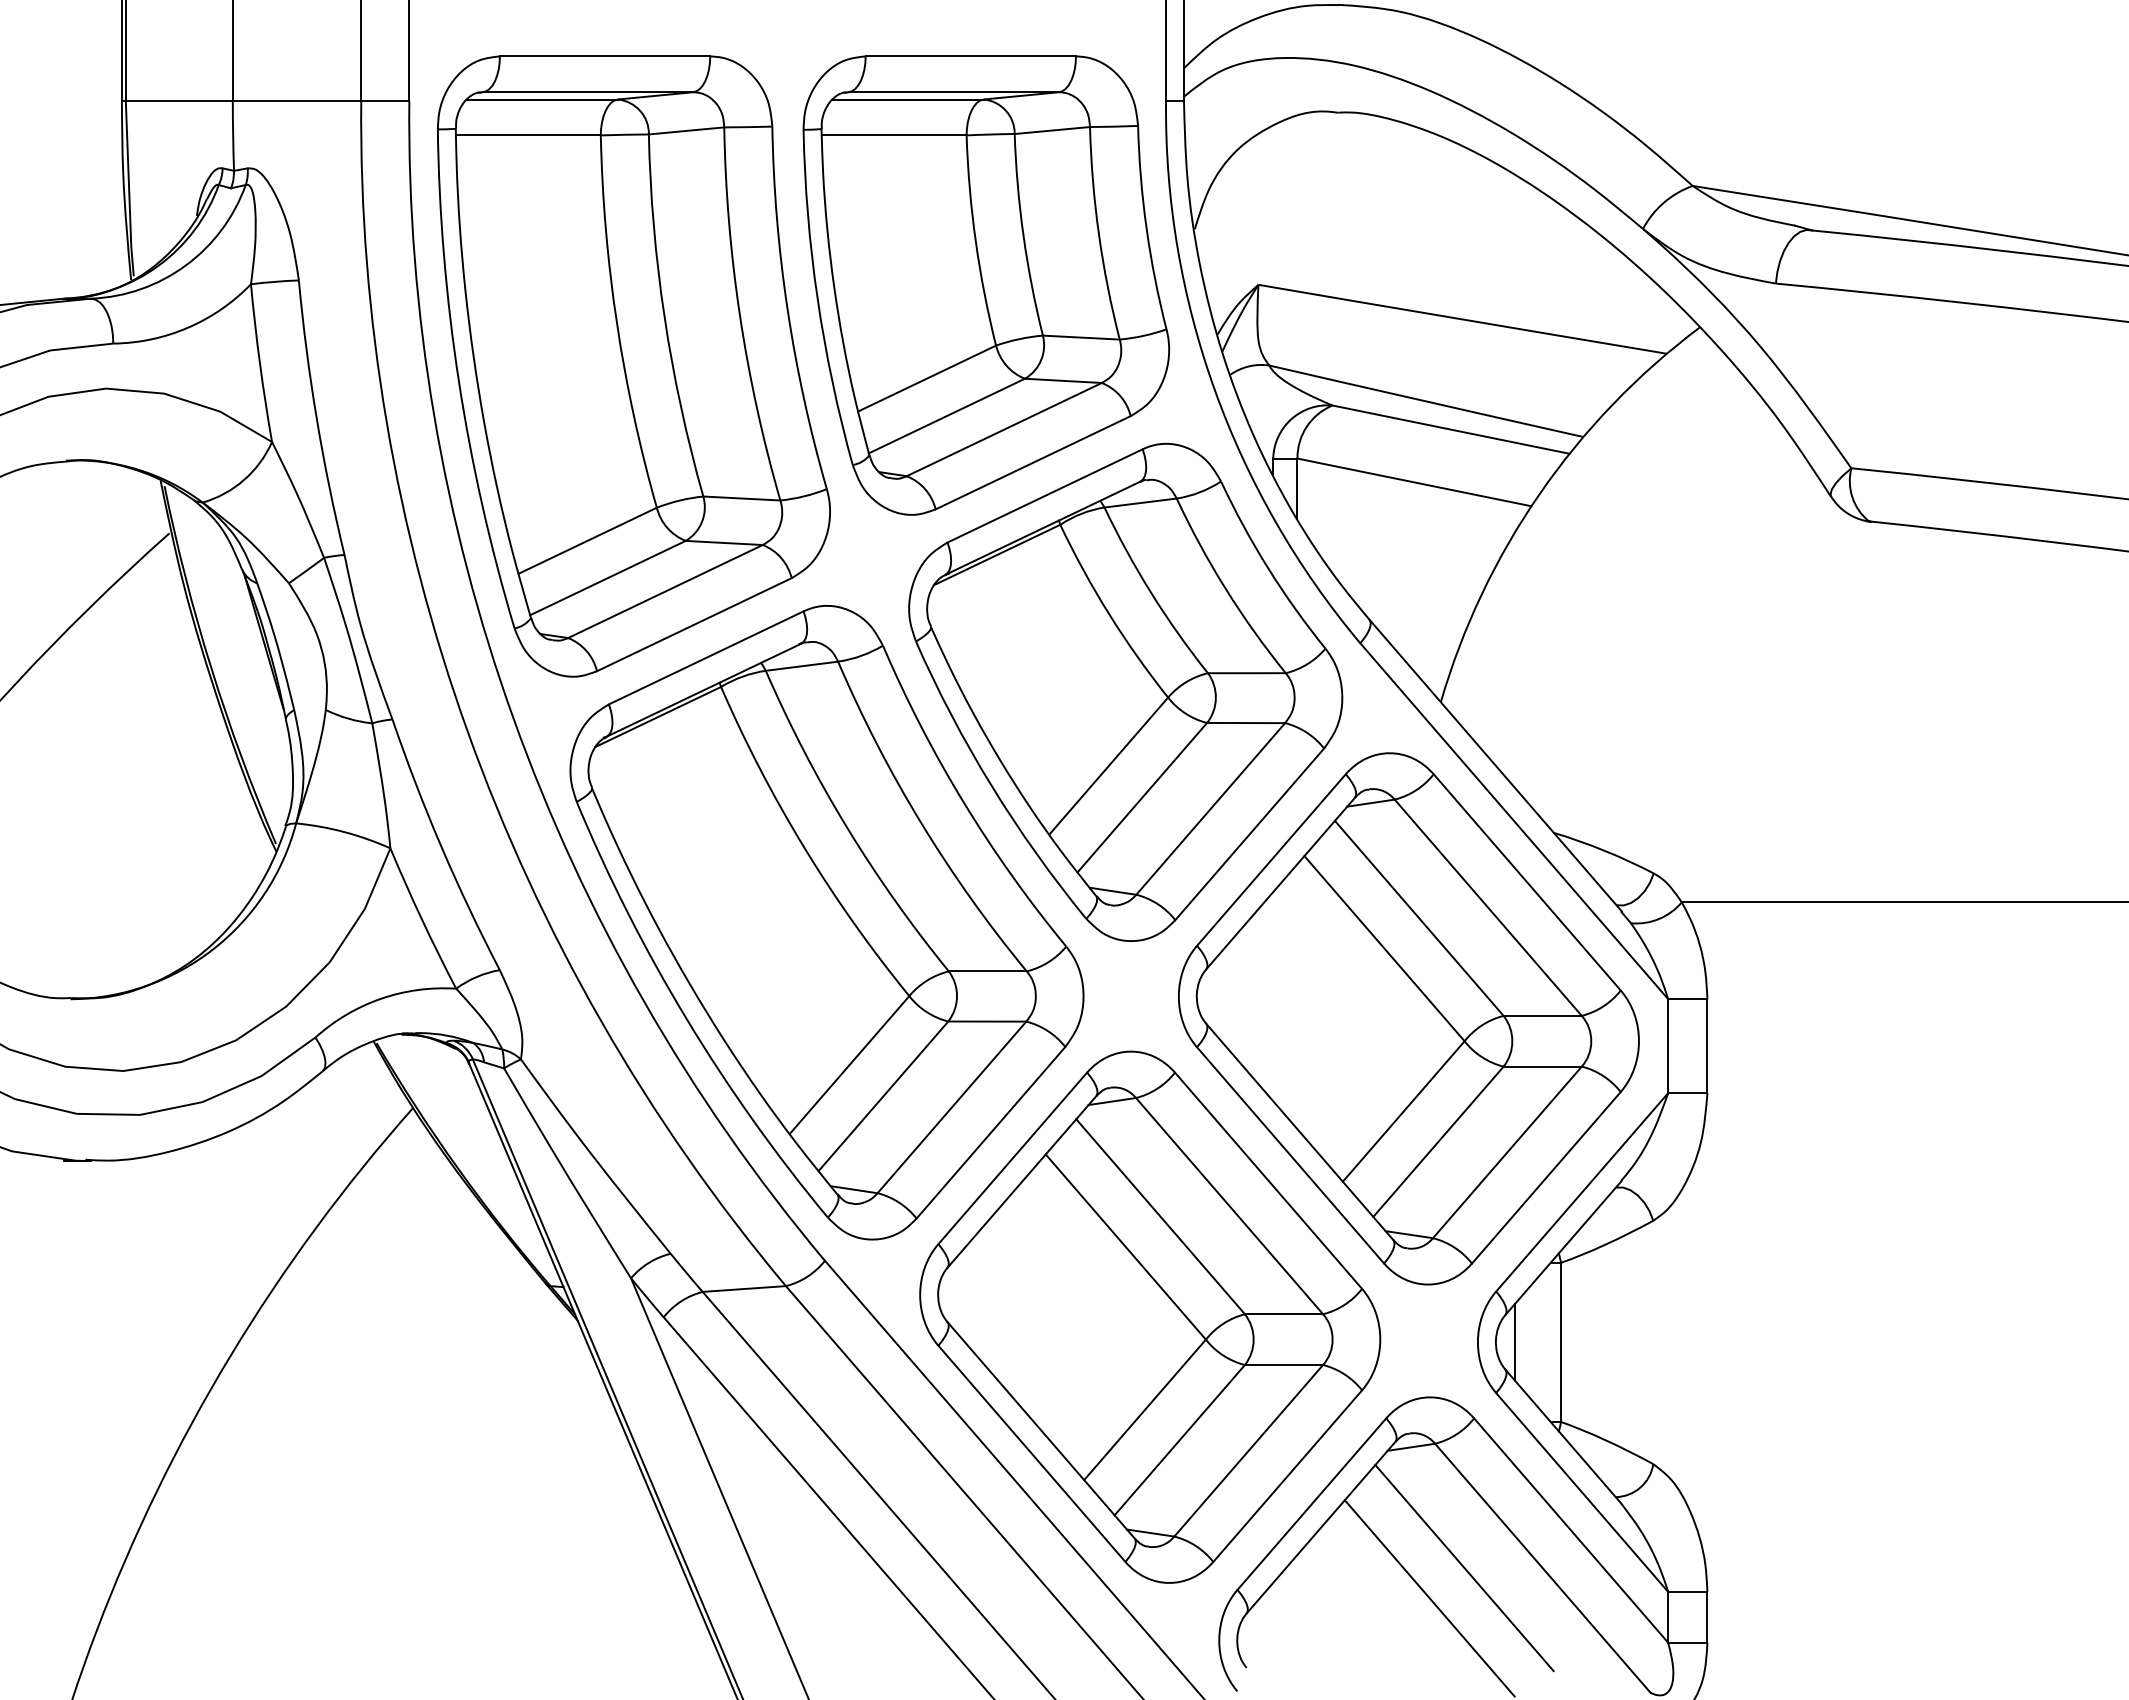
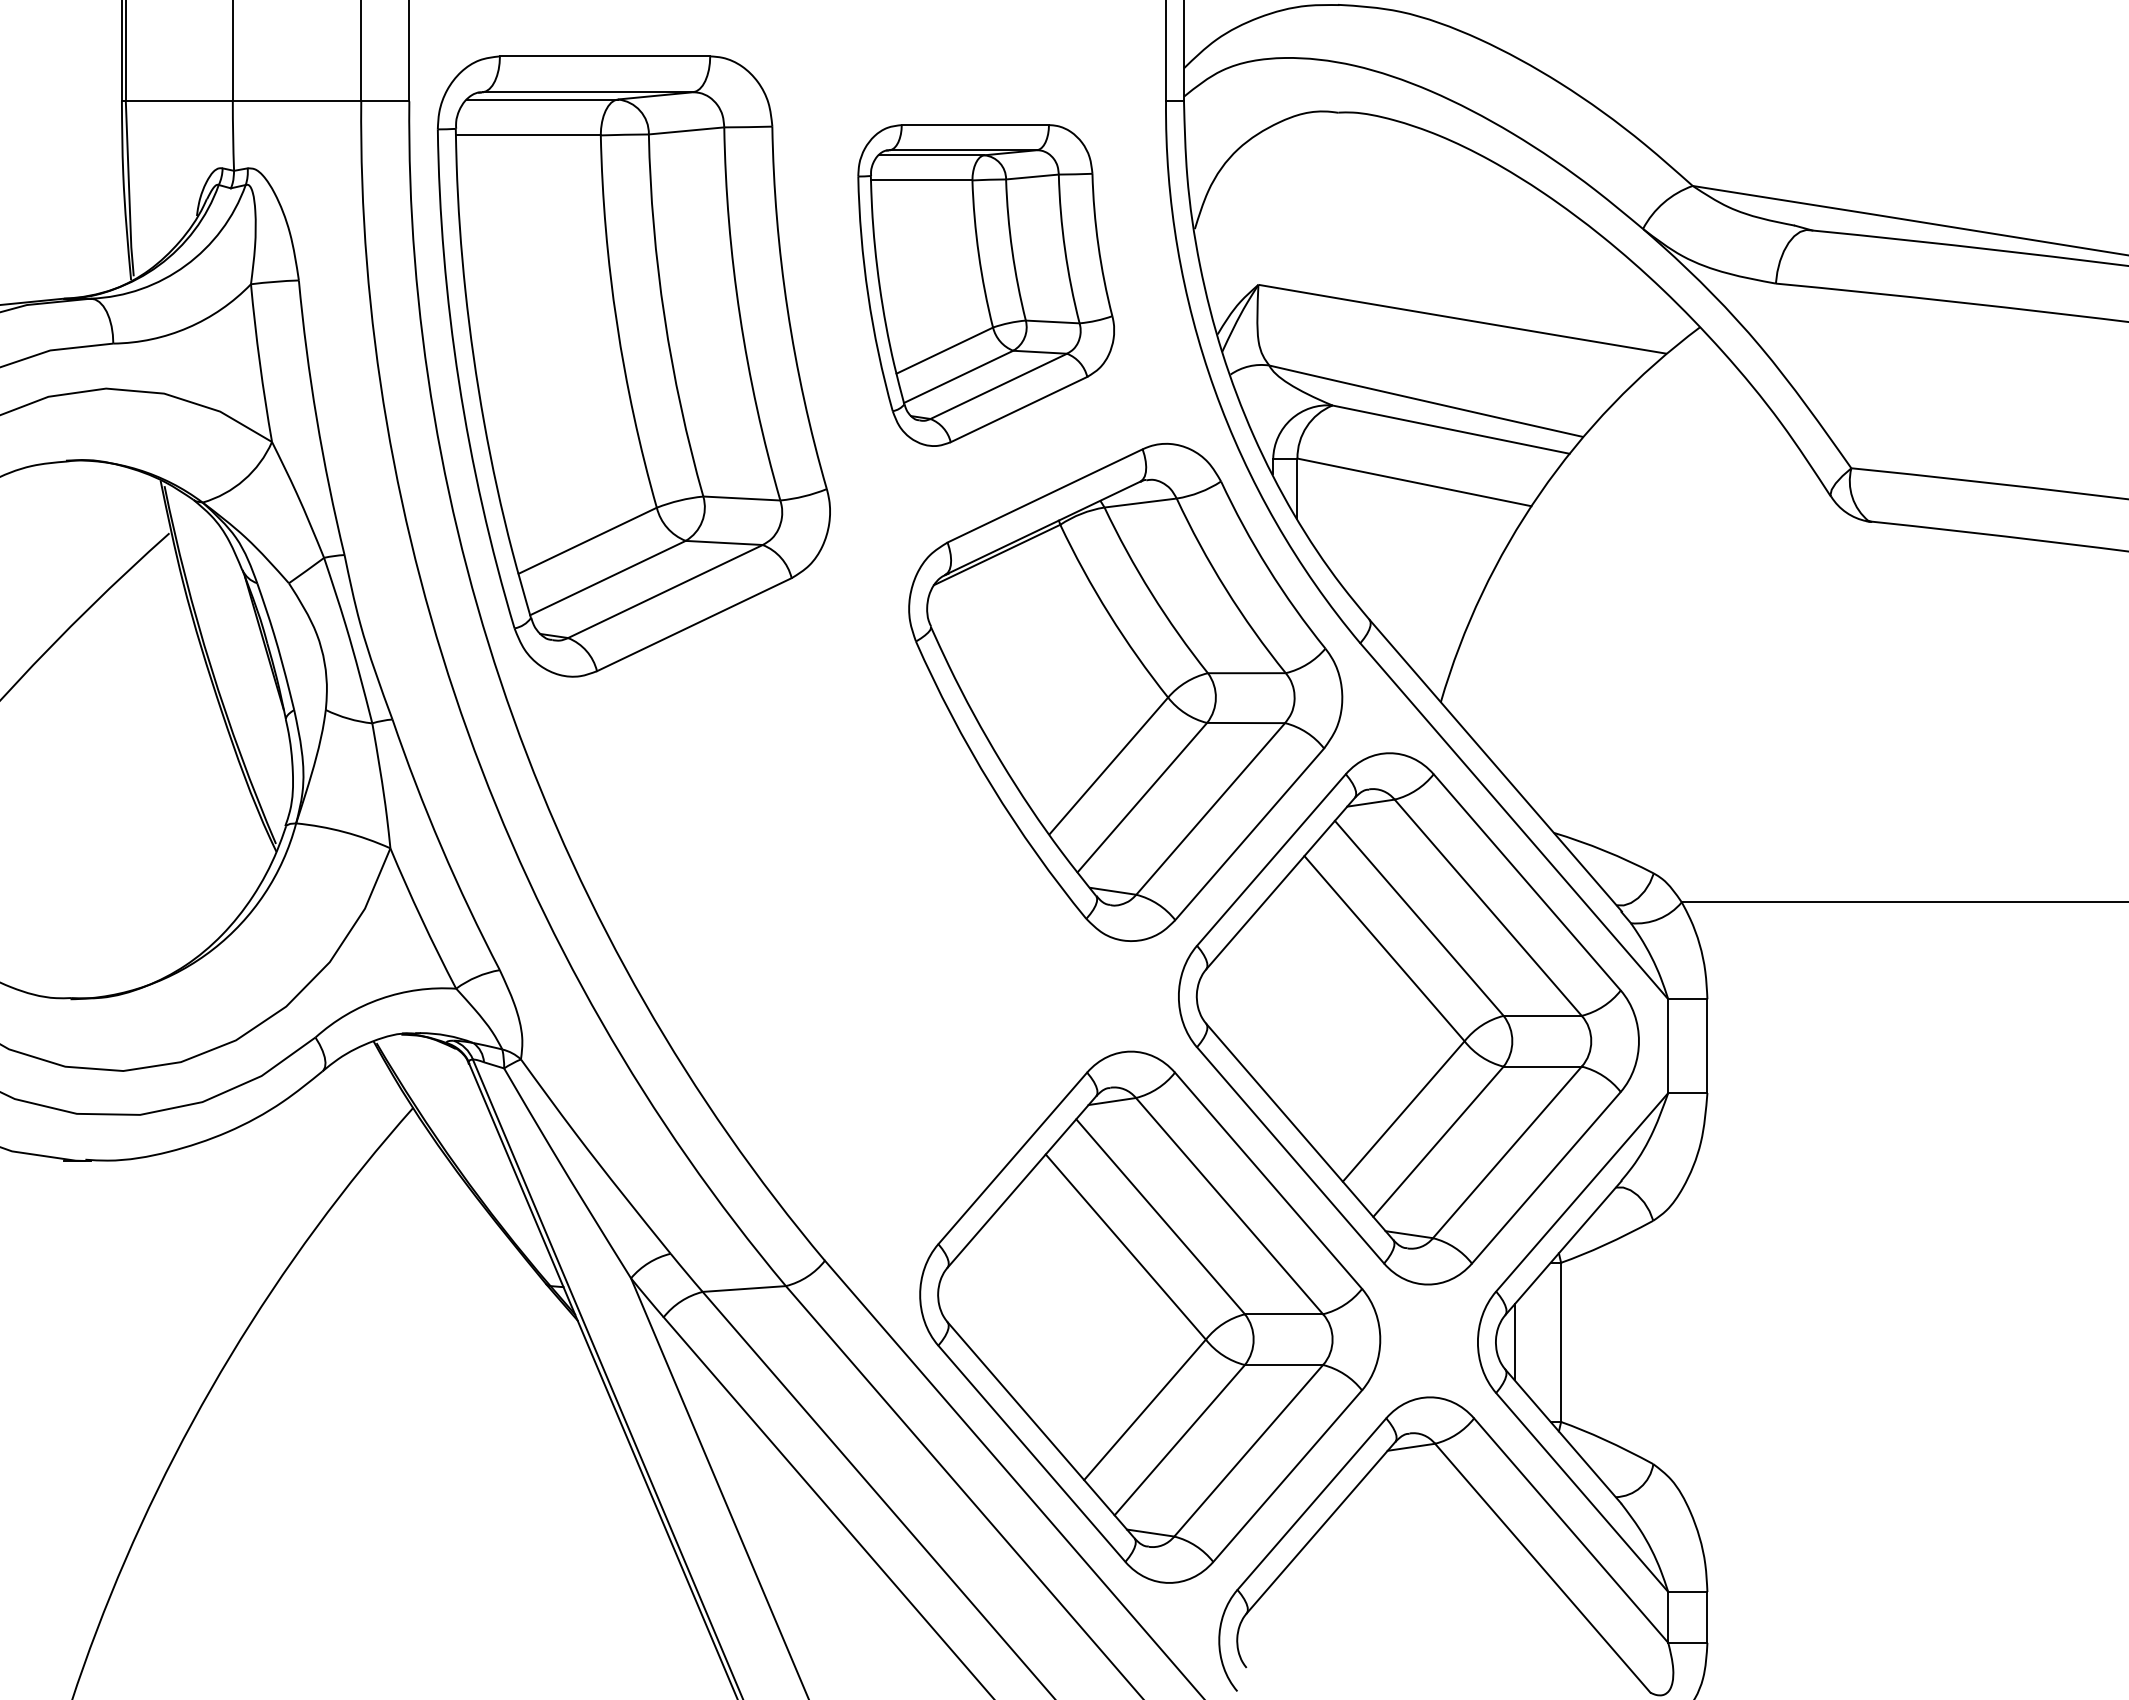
part size: 368x461 px -> 258x323 px (985, 285)
part: present -> none (826, 922)
line: present -> none (1464, 1568)
line: present -> none (1429, 1598)
